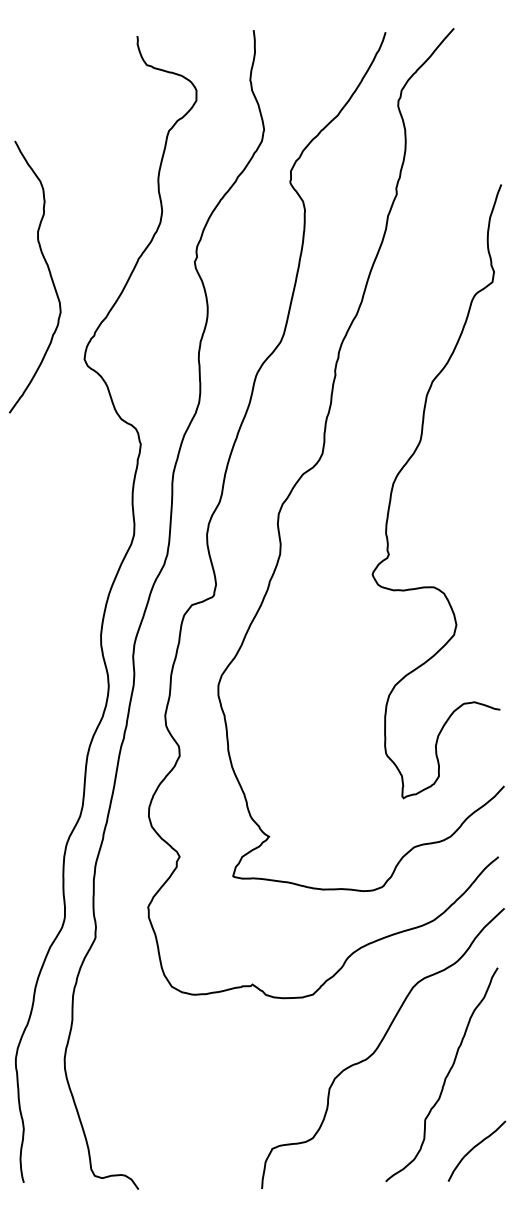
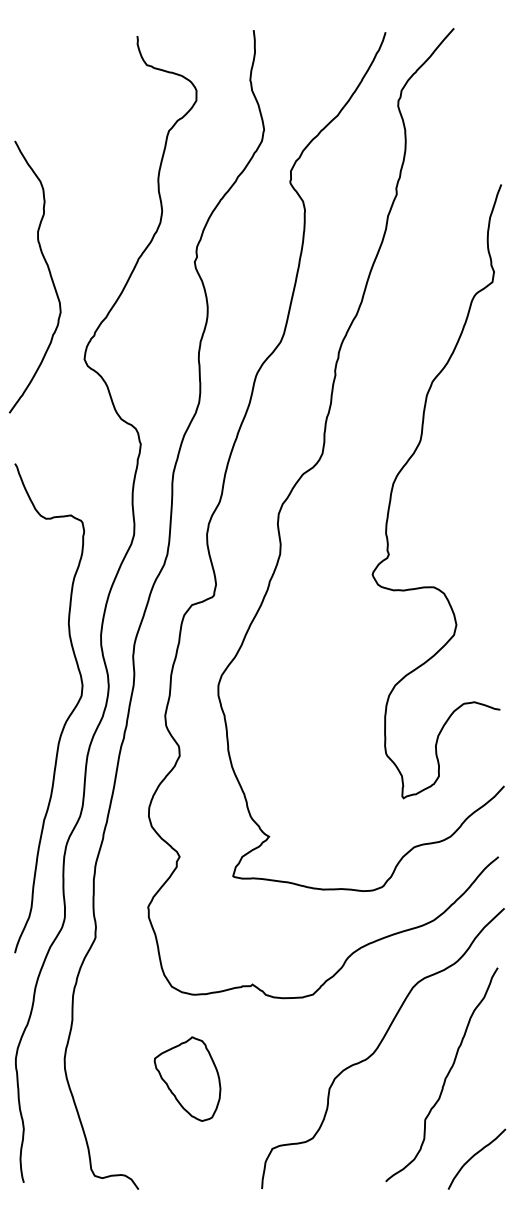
curve: none -> present (65, 720)
part: none -> present (187, 1078)
curve position: (474, 1148) -> (474, 1156) (474, 1156)
